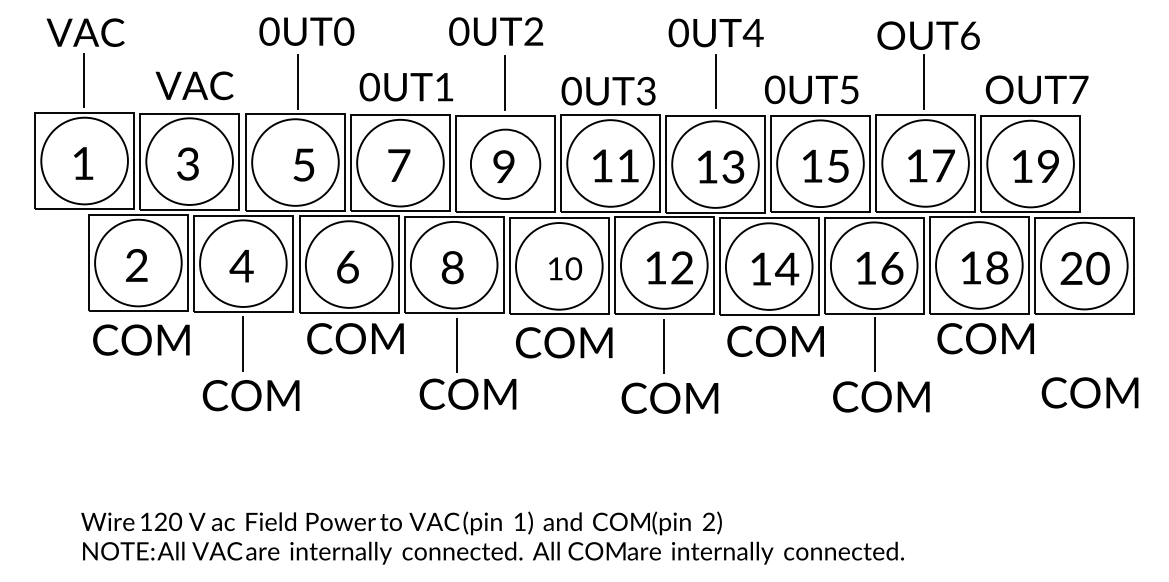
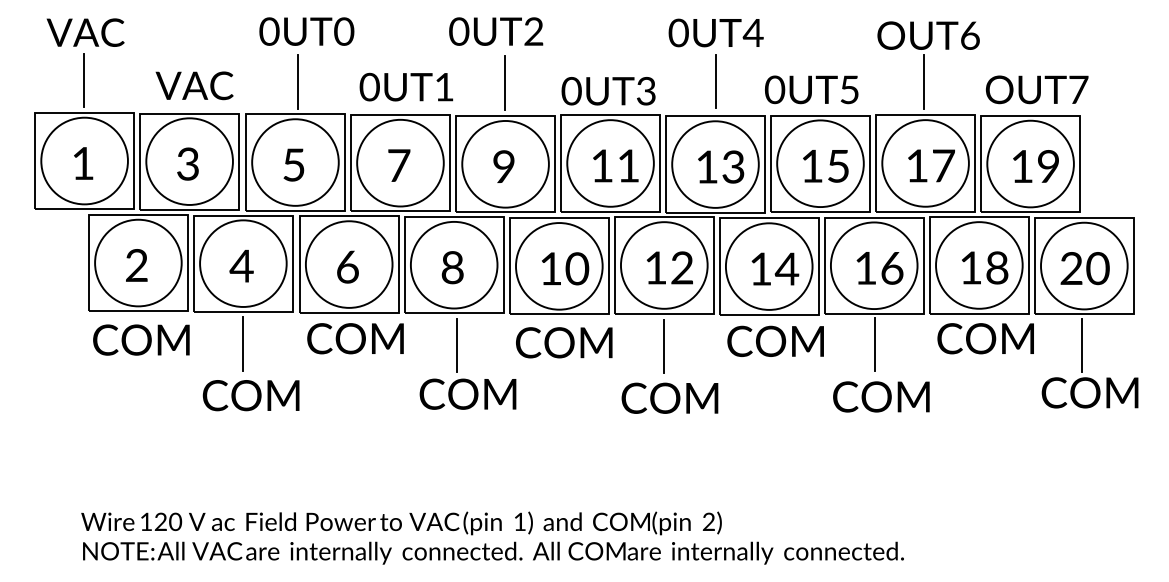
circle diameter: 69 px -> 87 px (505, 163)
part position: (303, 164) -> (293, 164) (293, 164)
part size: 34x24 px -> 48x34 px (565, 268)
line: none -> present (1082, 345)
